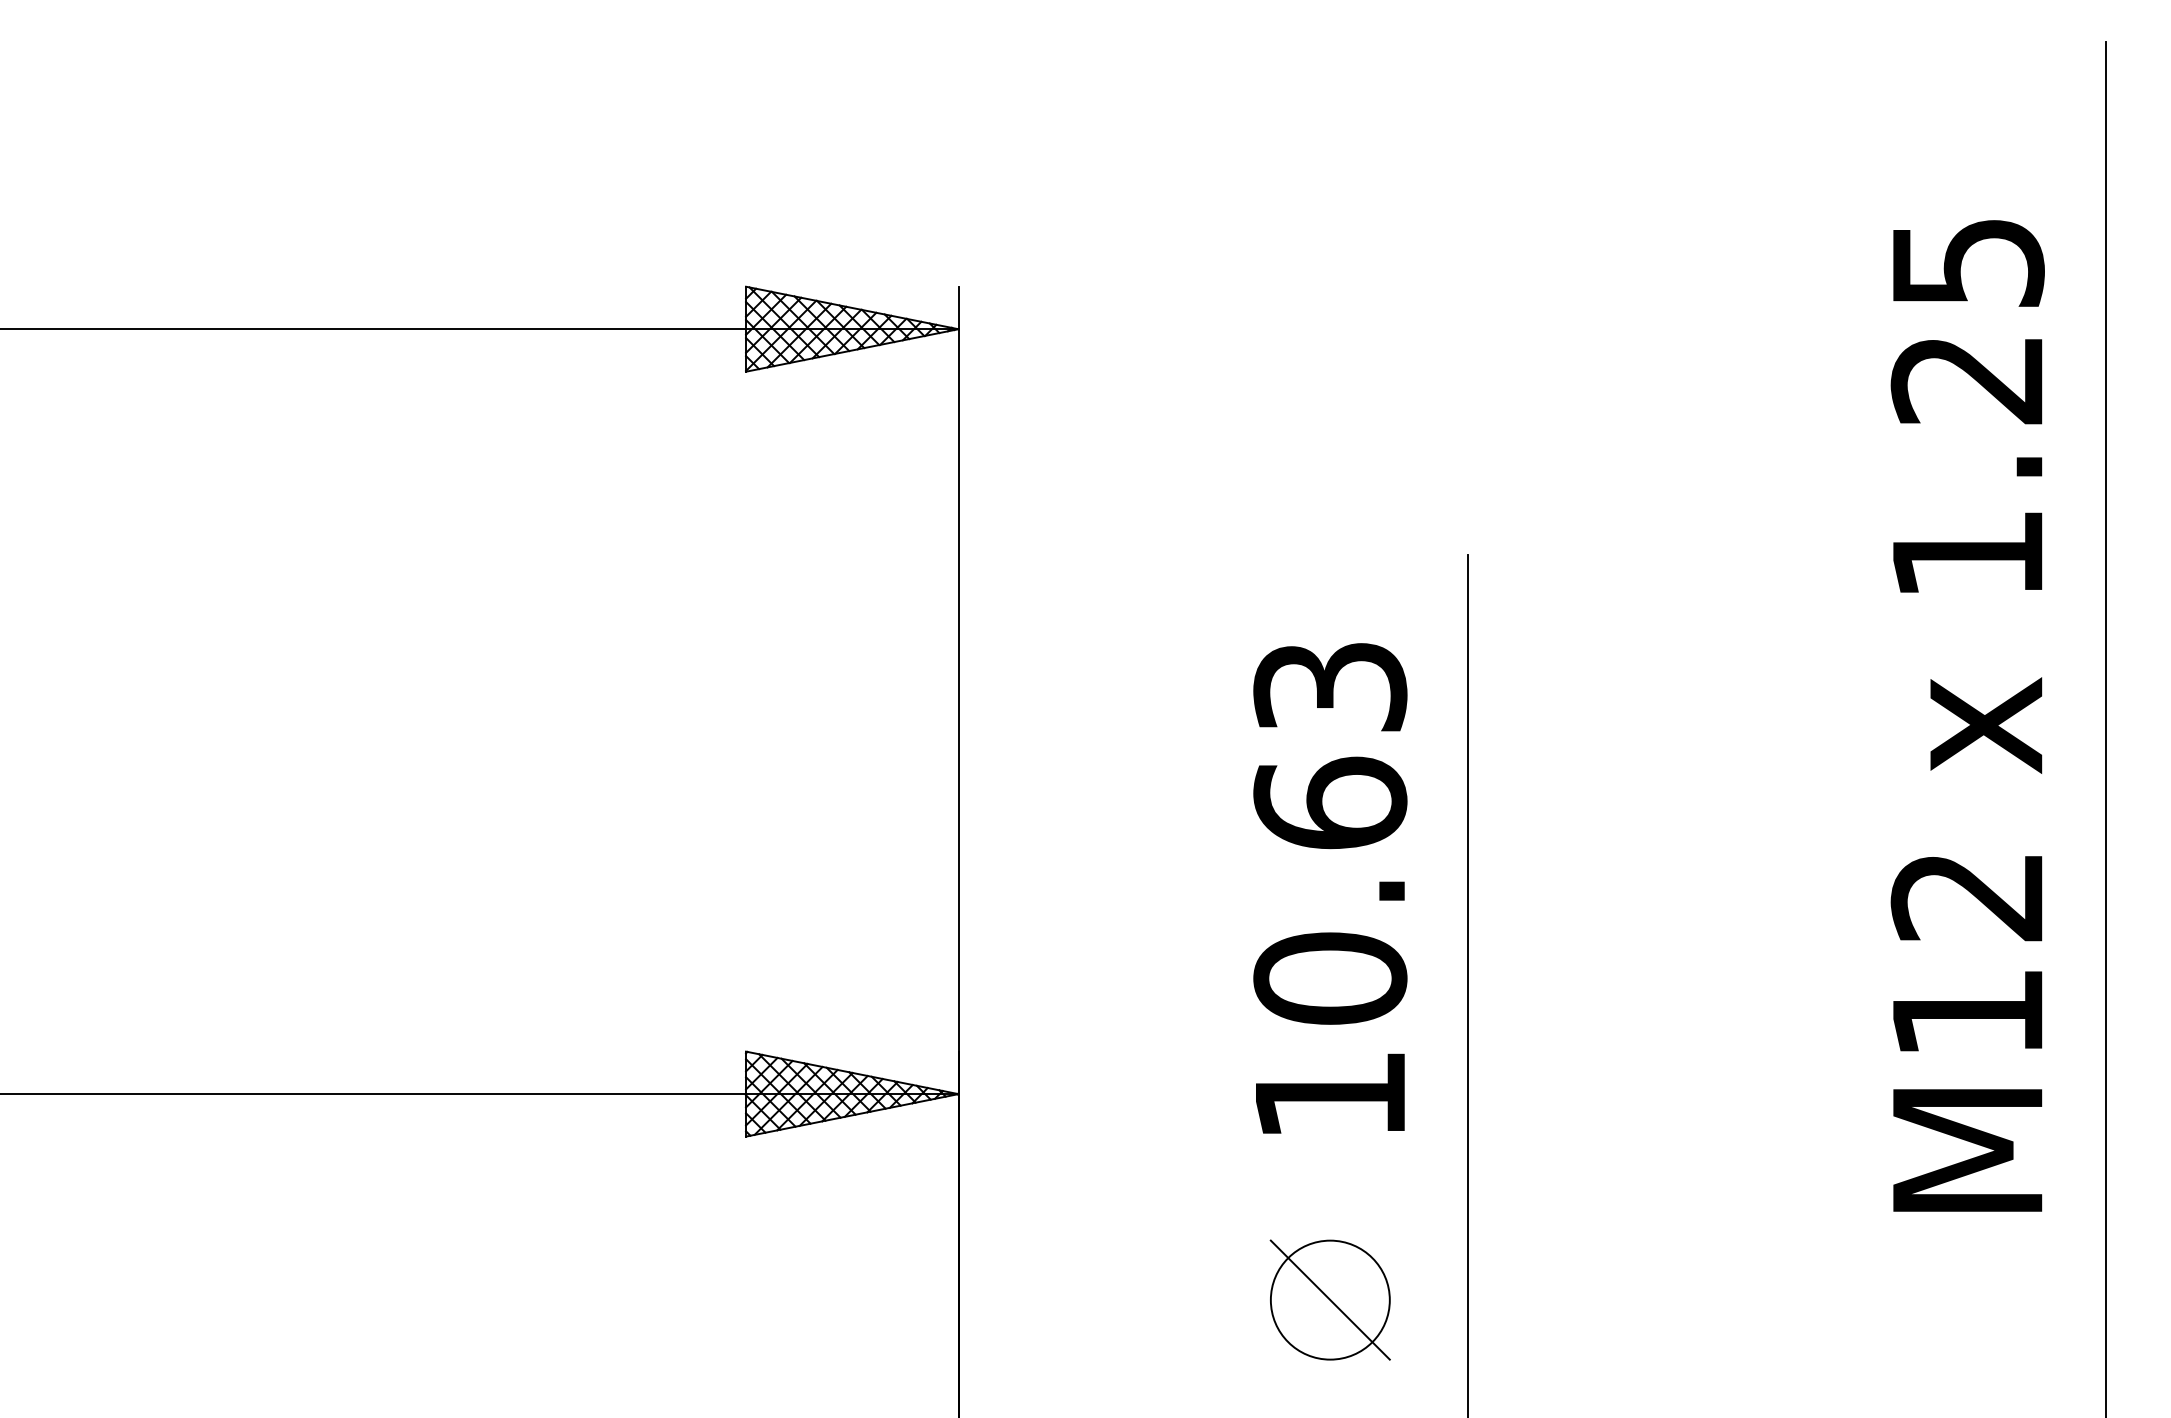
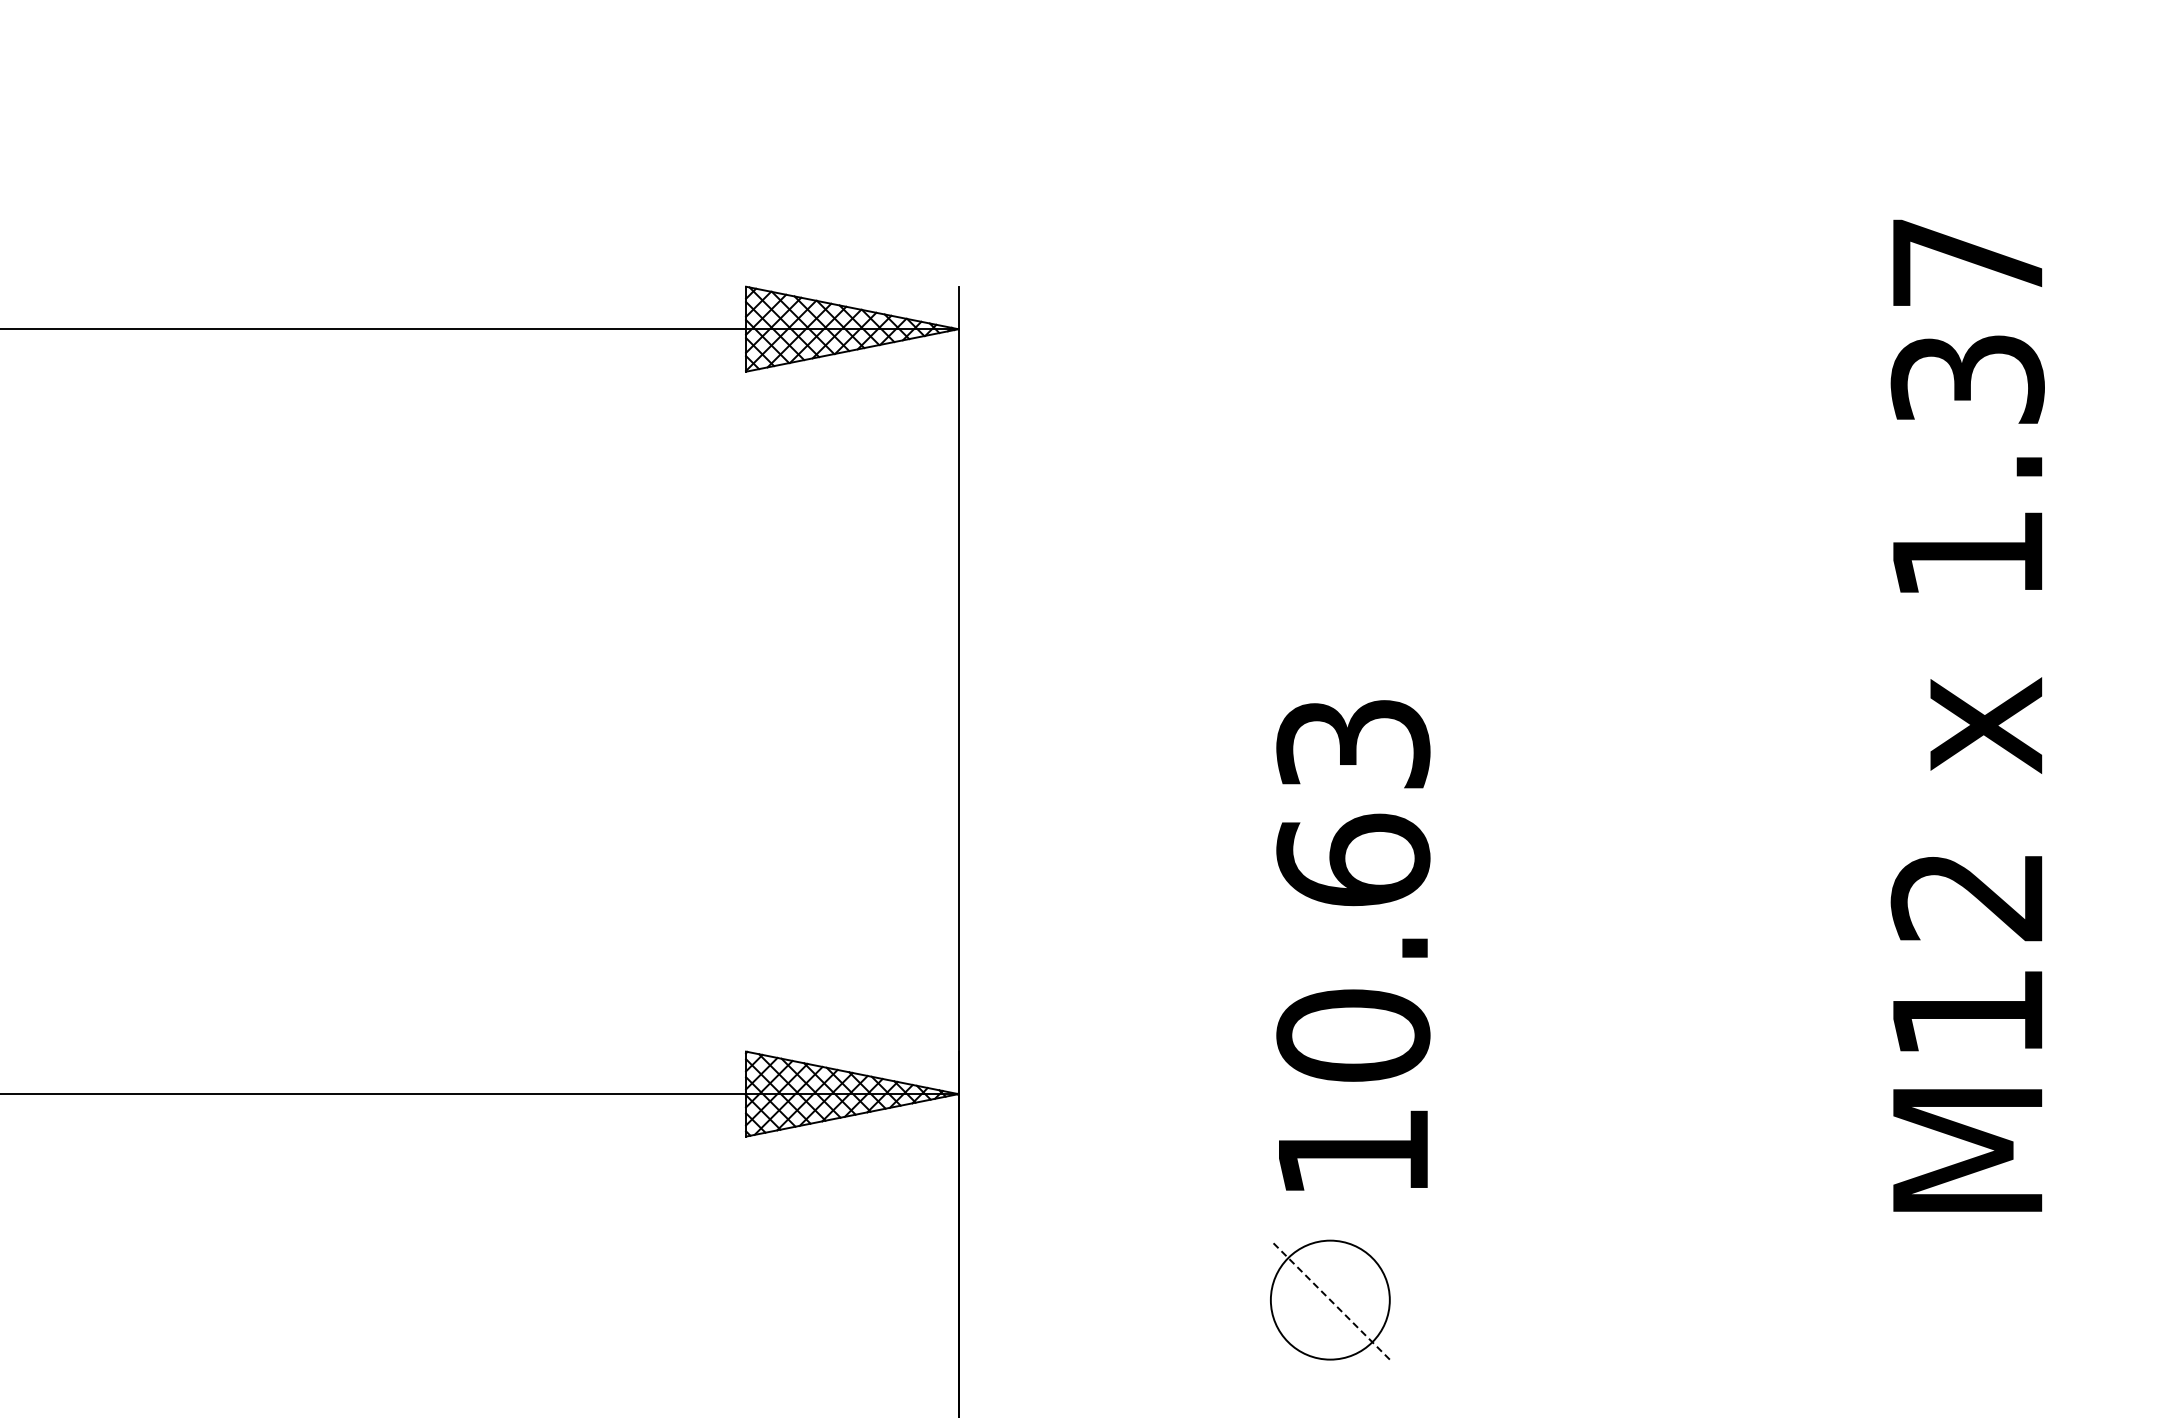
text: 1.25 -> 1.37 (1967, 321)
line: present -> none (2105, 728)
text position: (1330, 888) -> (1353, 945) (1353, 945)
line: present -> none (1468, 984)
line: solid -> dashed (1329, 1299)
